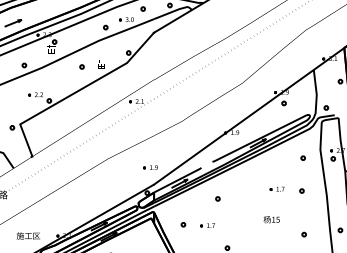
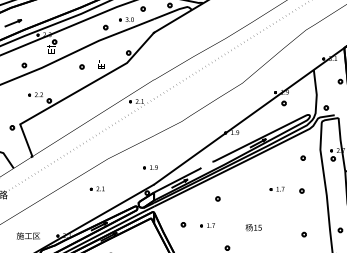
part: none -> present (96, 188)
text position: (271, 219) -> (253, 227) (253, 227)
